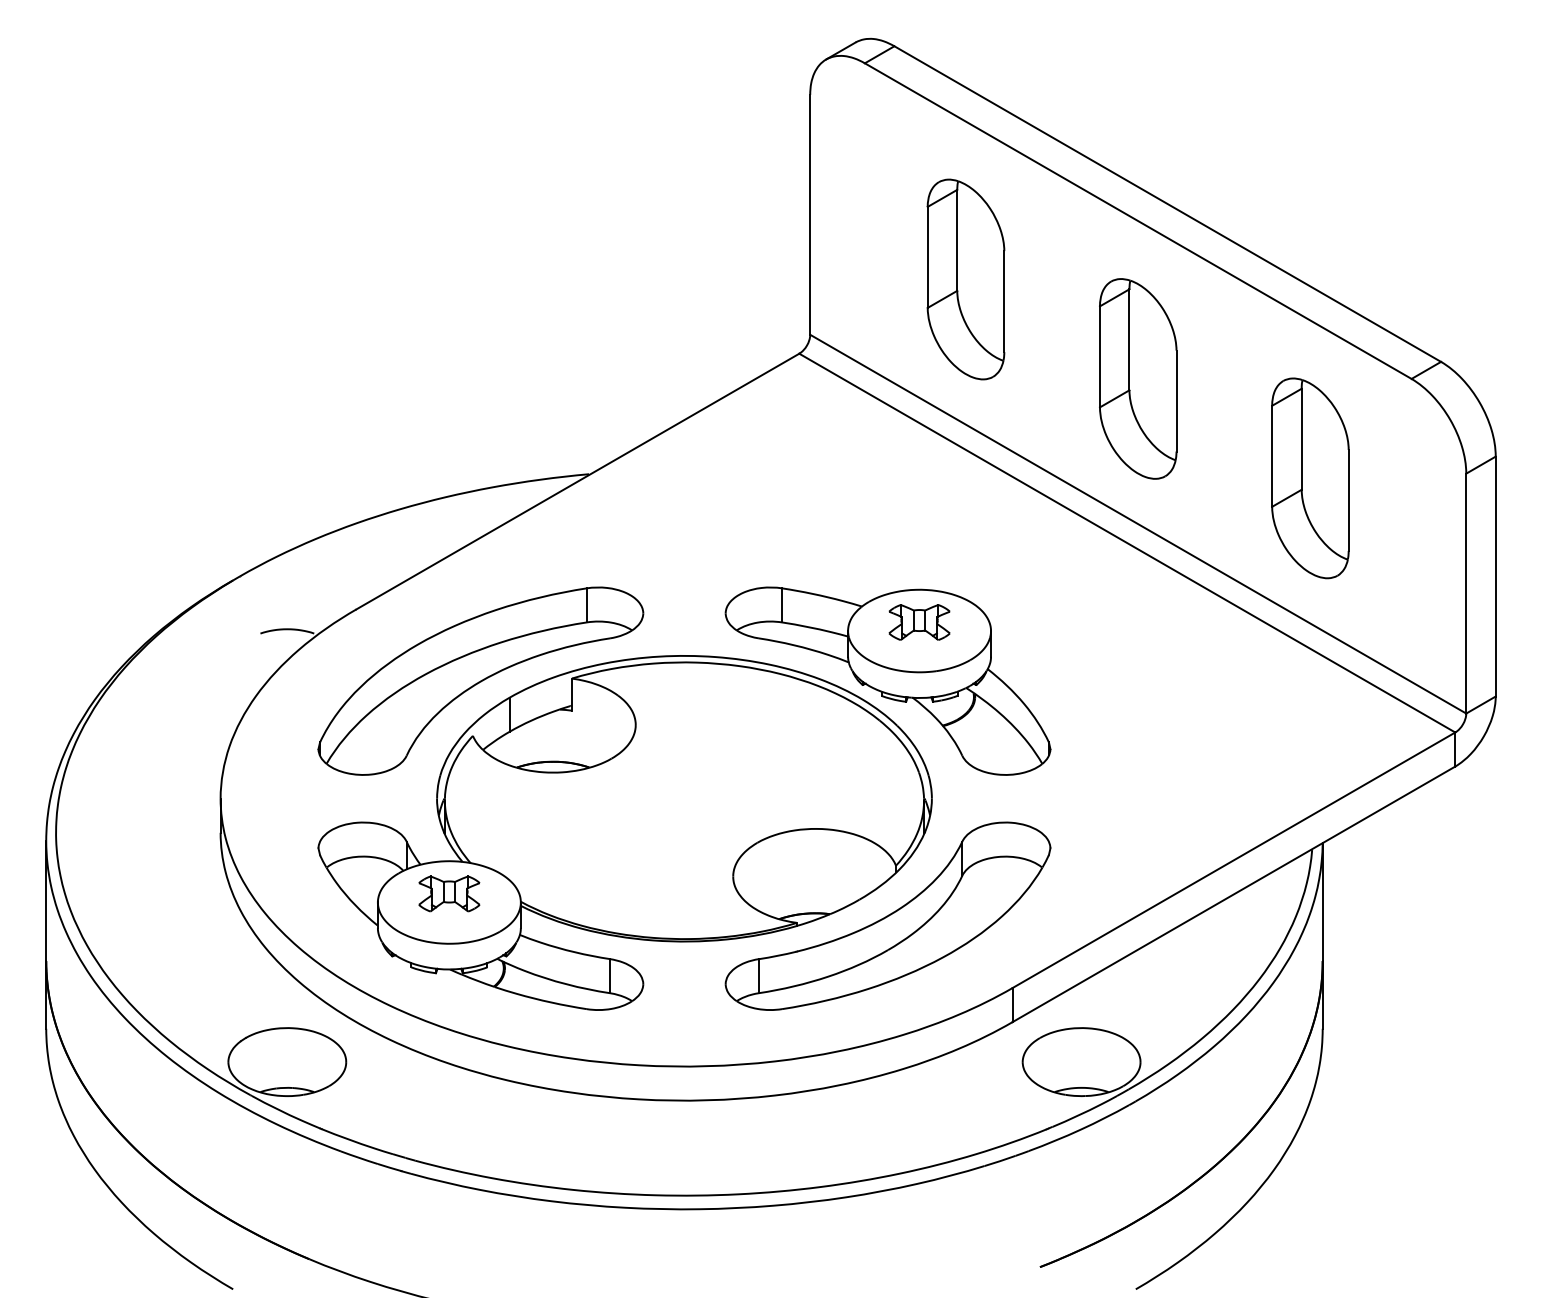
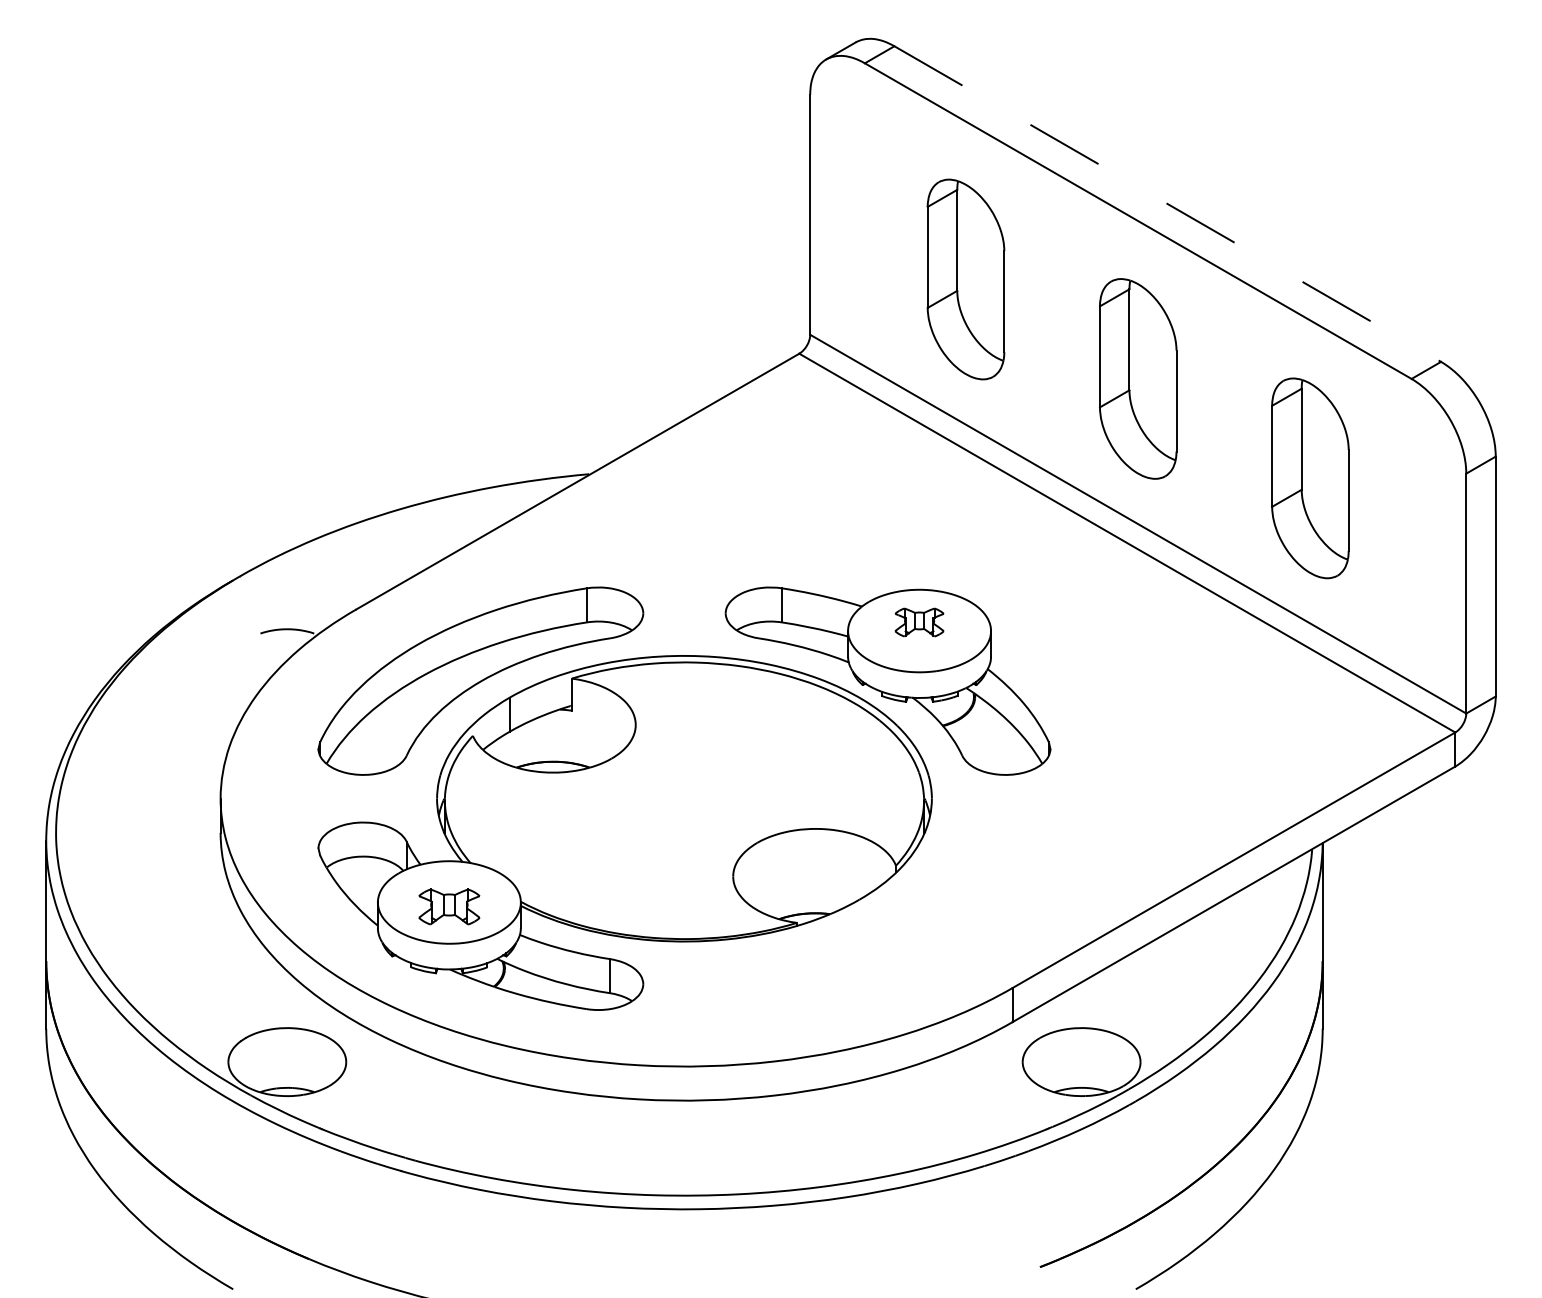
line: solid -> dashed (1167, 204)
part size: 63x37 px -> 51x31 px (919, 622)
part position: (449, 893) -> (449, 906) (449, 906)
part: present -> none (887, 915)
